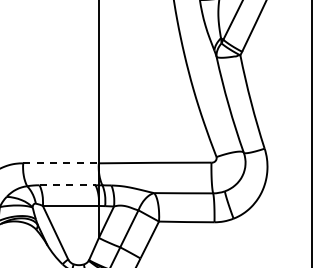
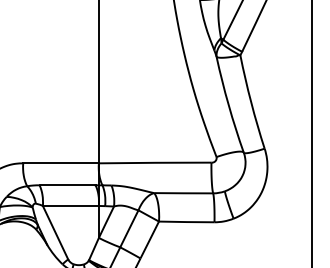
line: dashed -> solid (61, 163)
line: dashed -> solid (68, 185)
